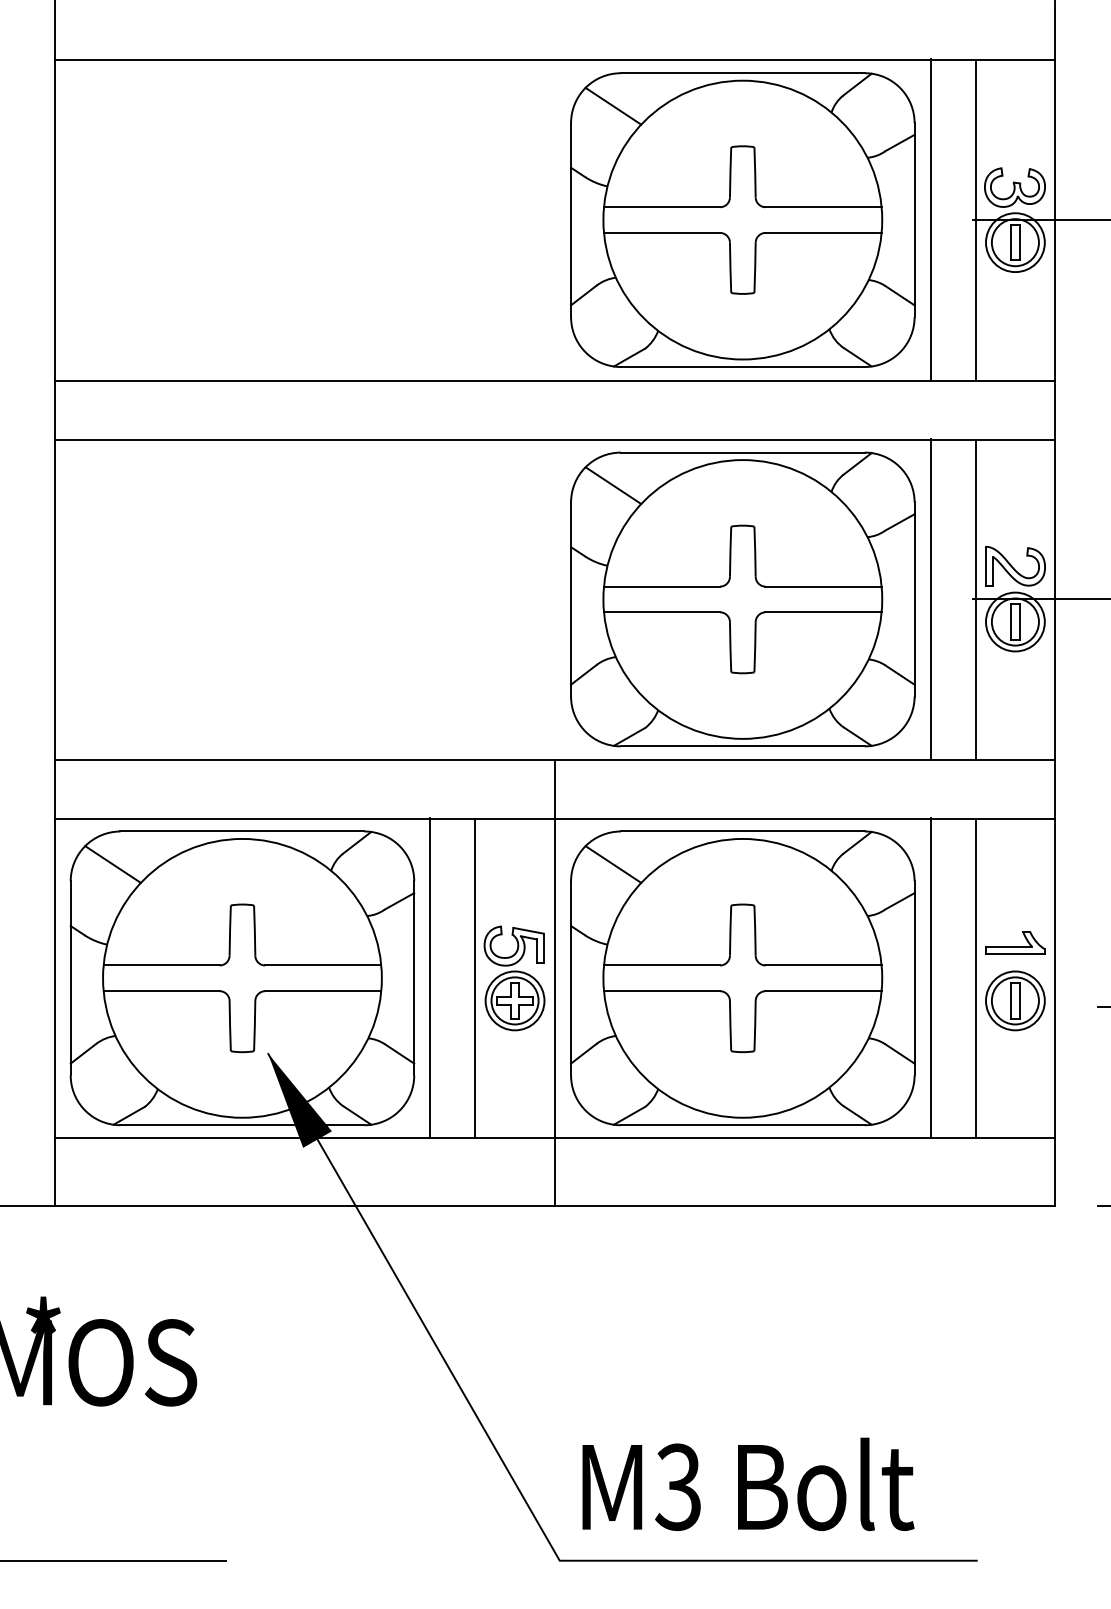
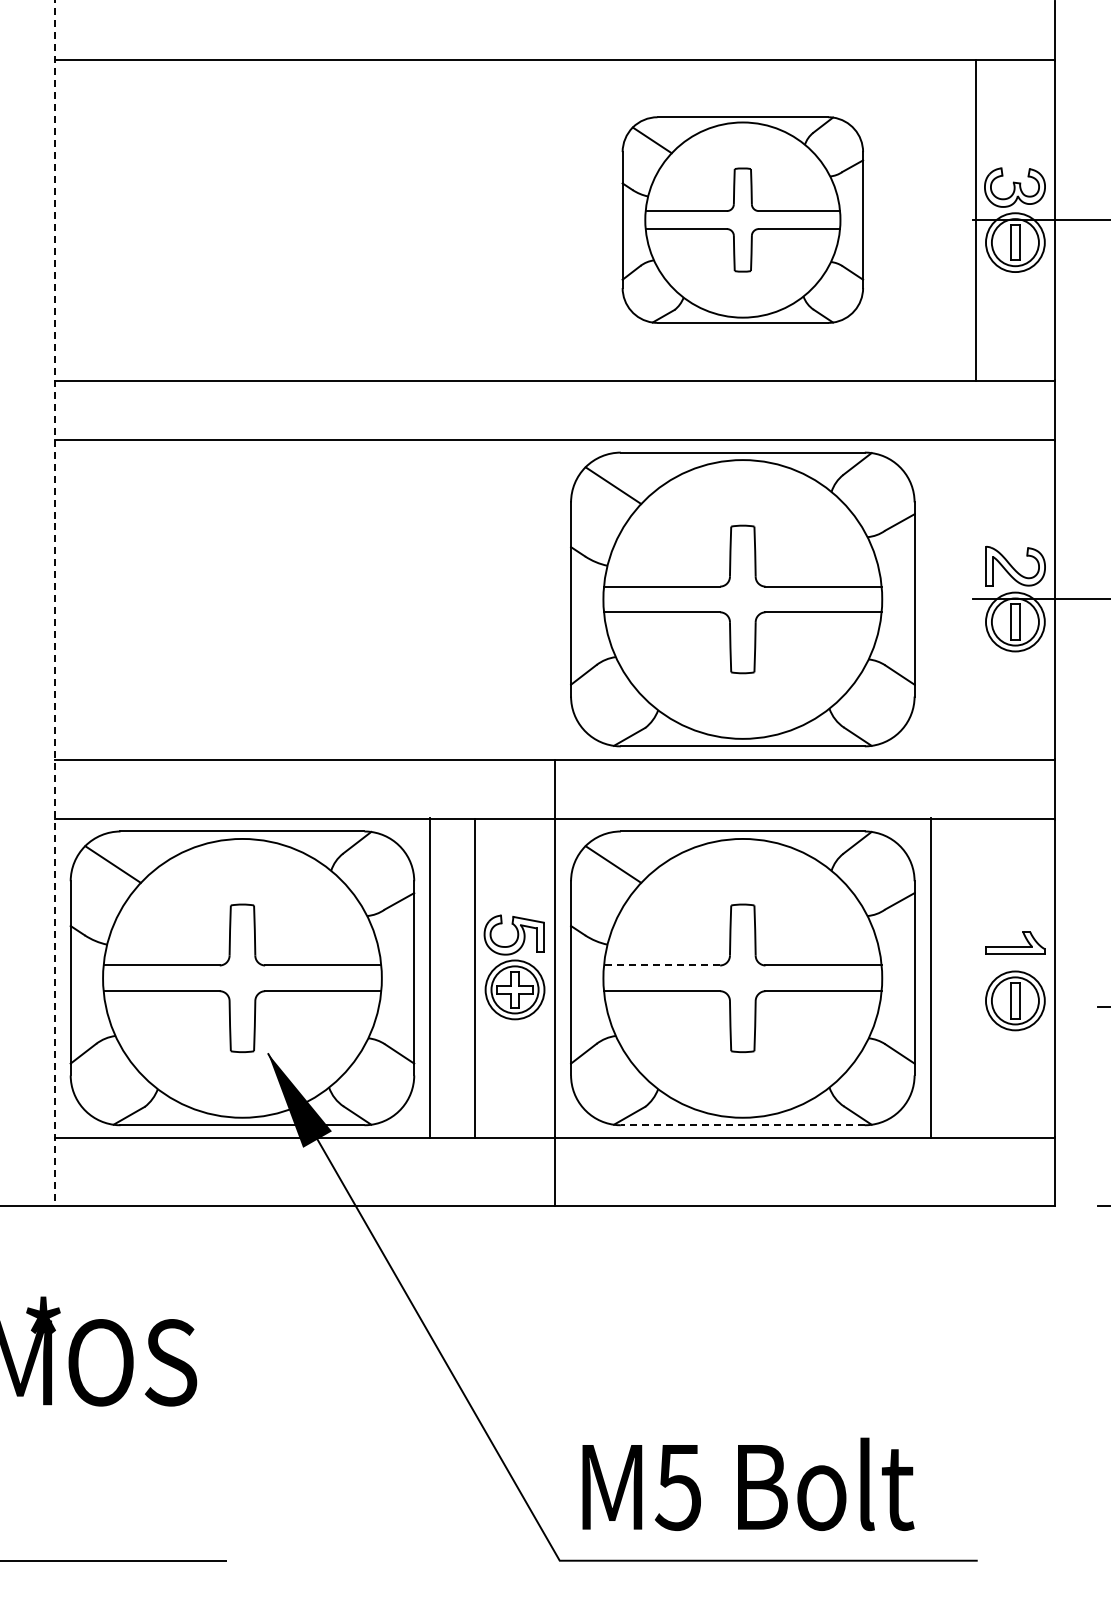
part size: 346x296 px -> 244x208 px (742, 219)
line: present -> none (930, 219)
line: present -> none (930, 598)
line: present -> none (975, 599)
line: solid -> dashed (54, 603)
line: solid -> dashed (661, 965)
part position: (514, 978) -> (514, 967) (514, 967)
line: present -> none (975, 978)
line: solid -> dashed (742, 1125)
text: M3 -> M5 (677, 1486)
